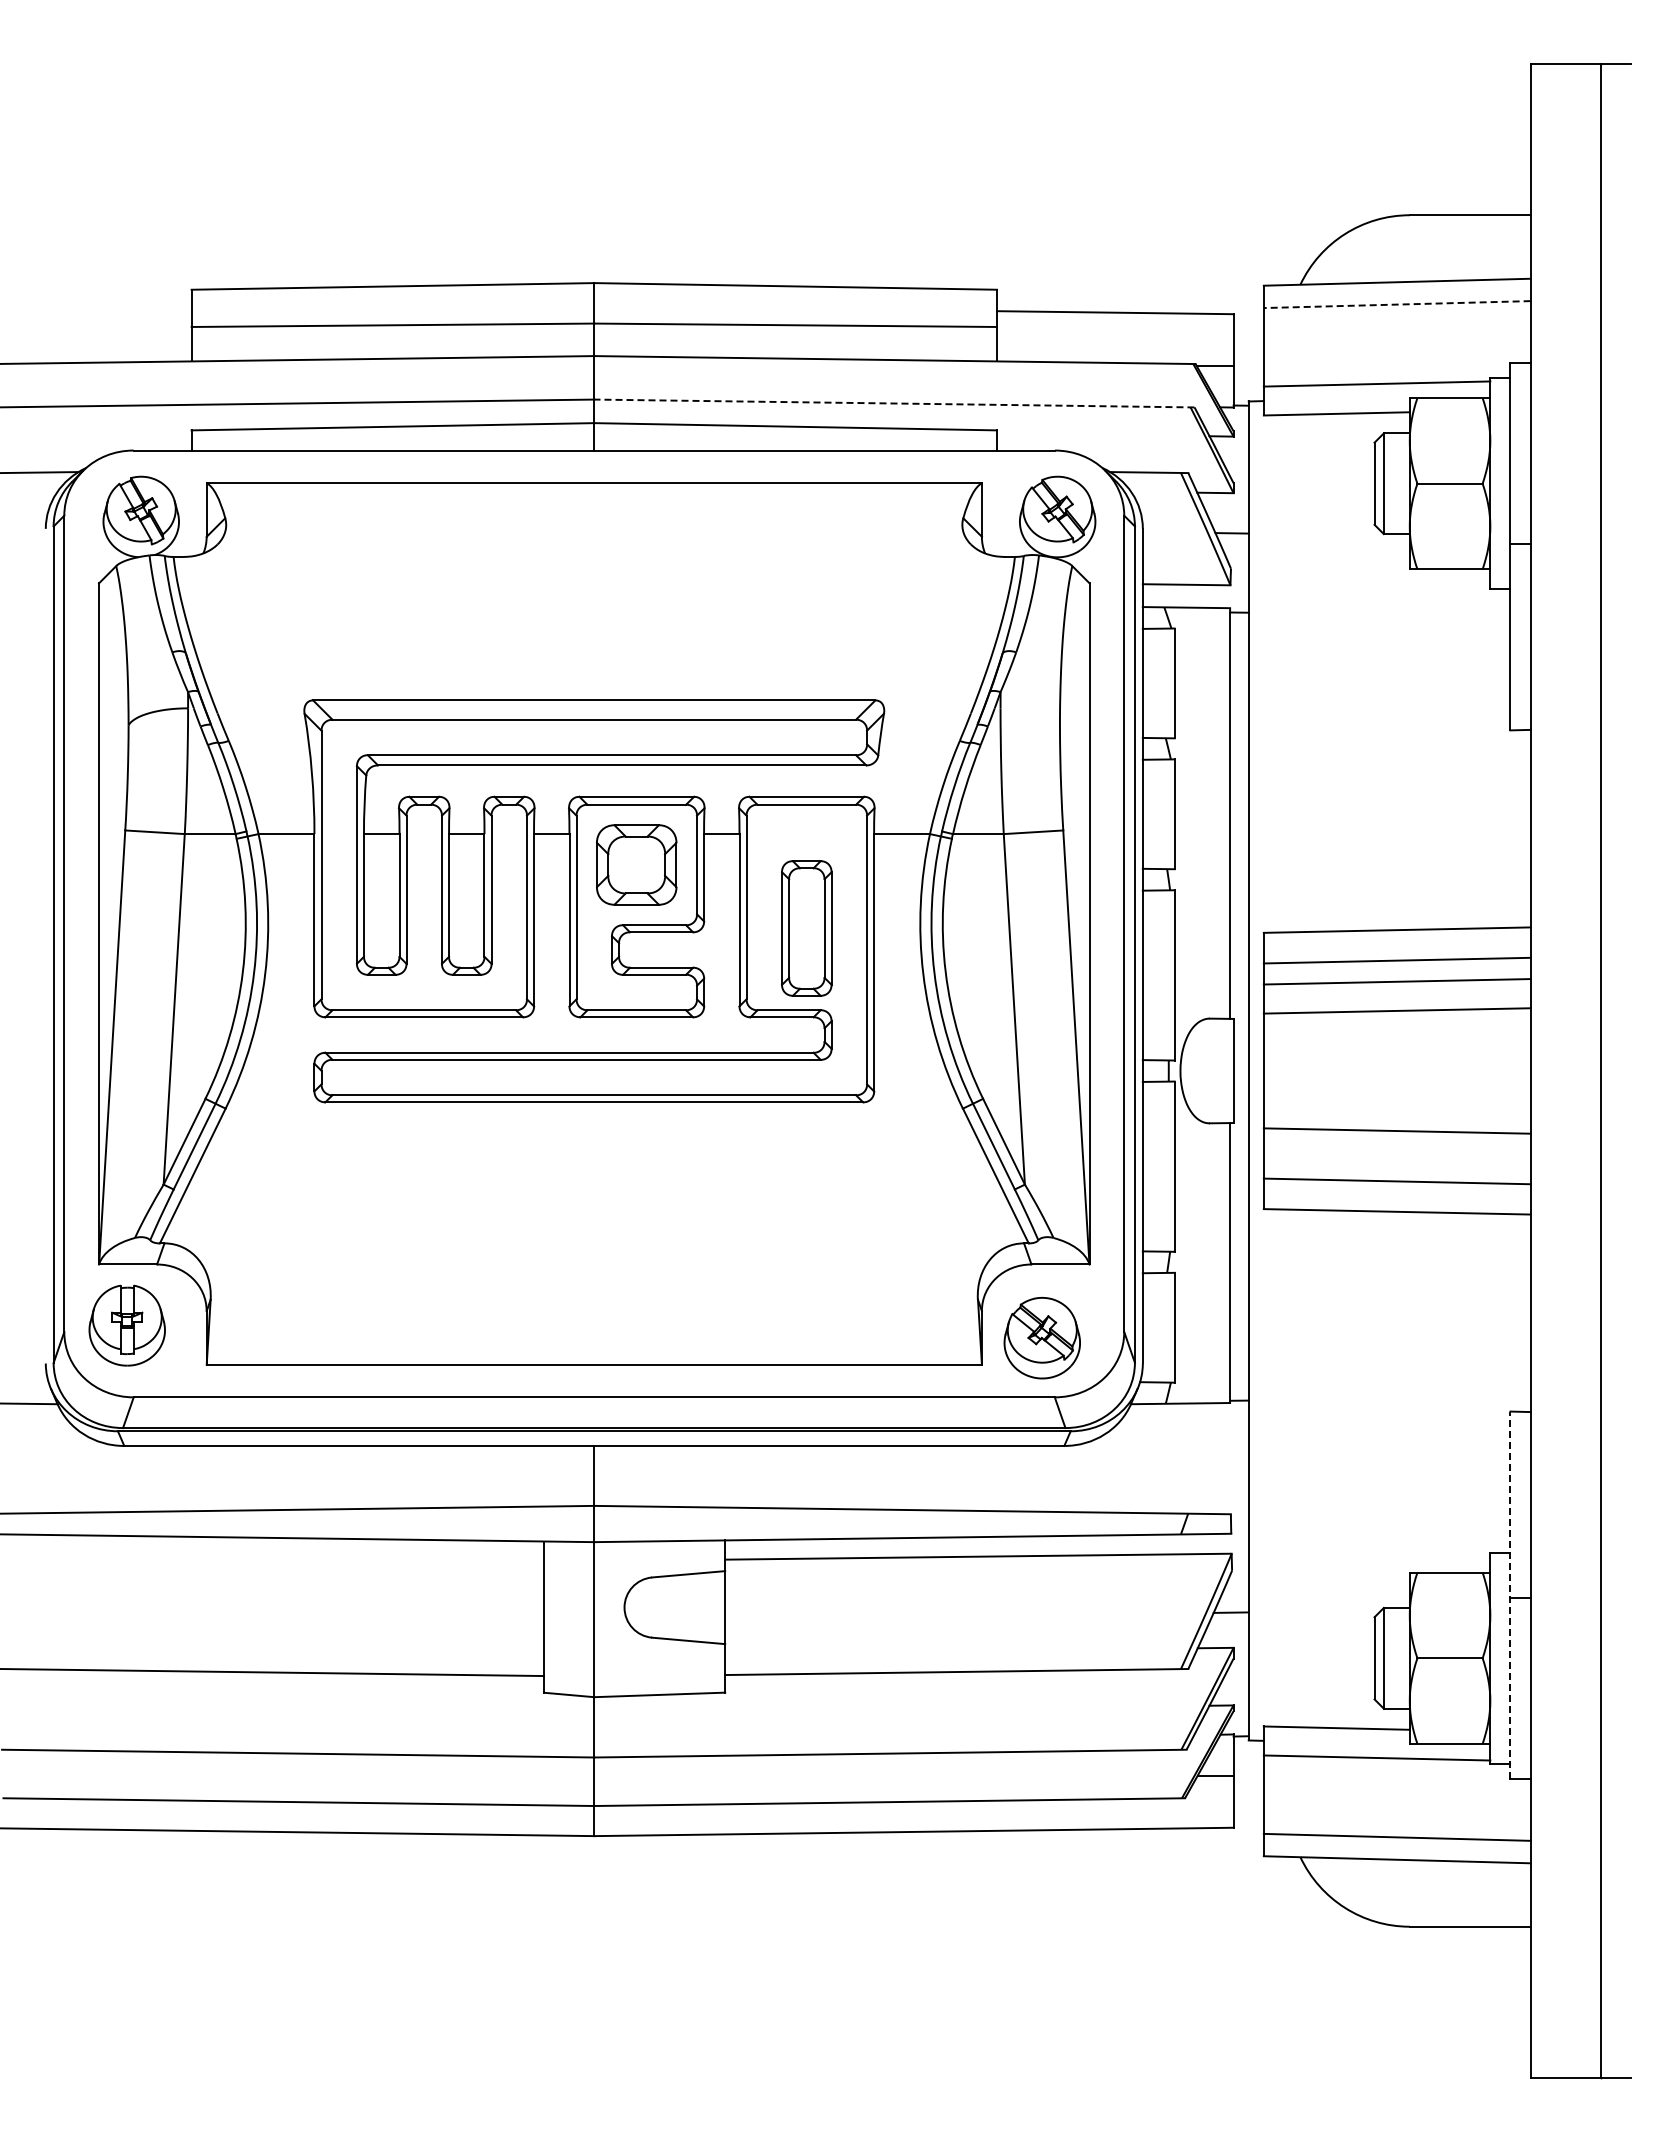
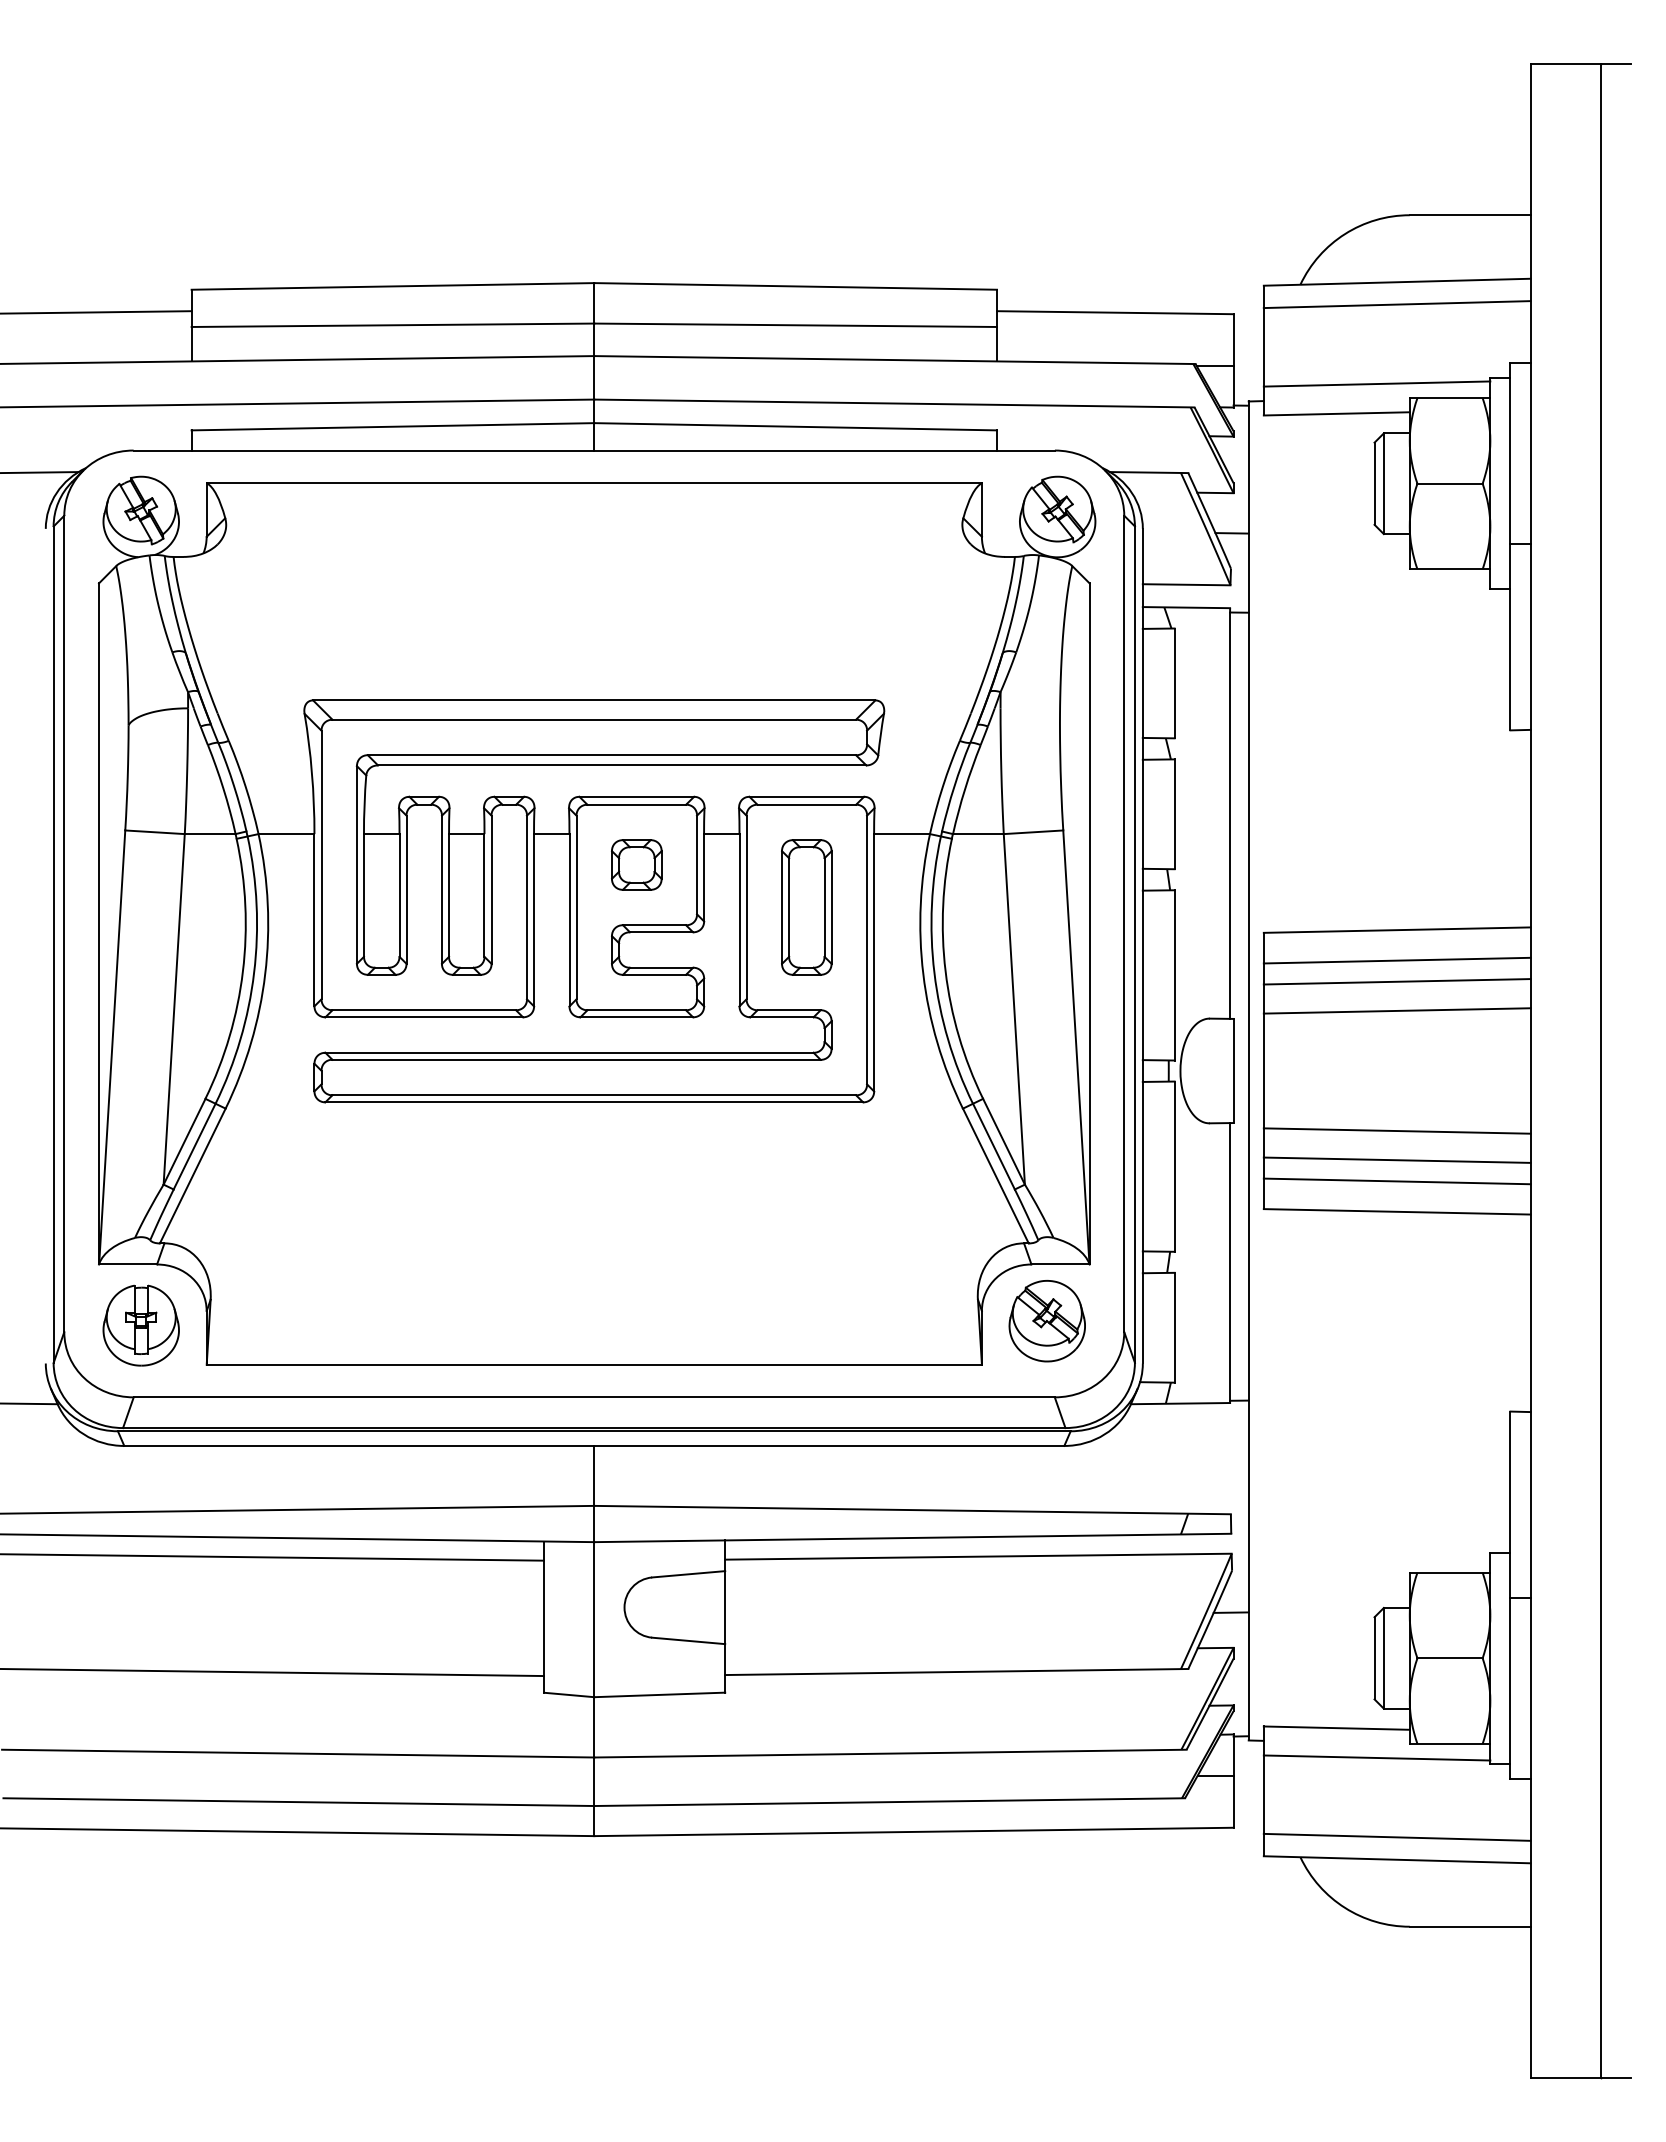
line: dashed -> solid (1396, 304)
line: none -> present (96, 312)
line: dashed -> solid (893, 403)
part size: 82x82 px -> 52x52 px (636, 864)
part position: (806, 928) -> (806, 907) (806, 907)
line: none -> present (1396, 1159)
part position: (126, 1325) -> (140, 1325) (140, 1325)
part position: (1041, 1338) -> (1046, 1321) (1046, 1321)
line: none -> present (272, 1557)
line: dashed -> solid (1510, 1595)
